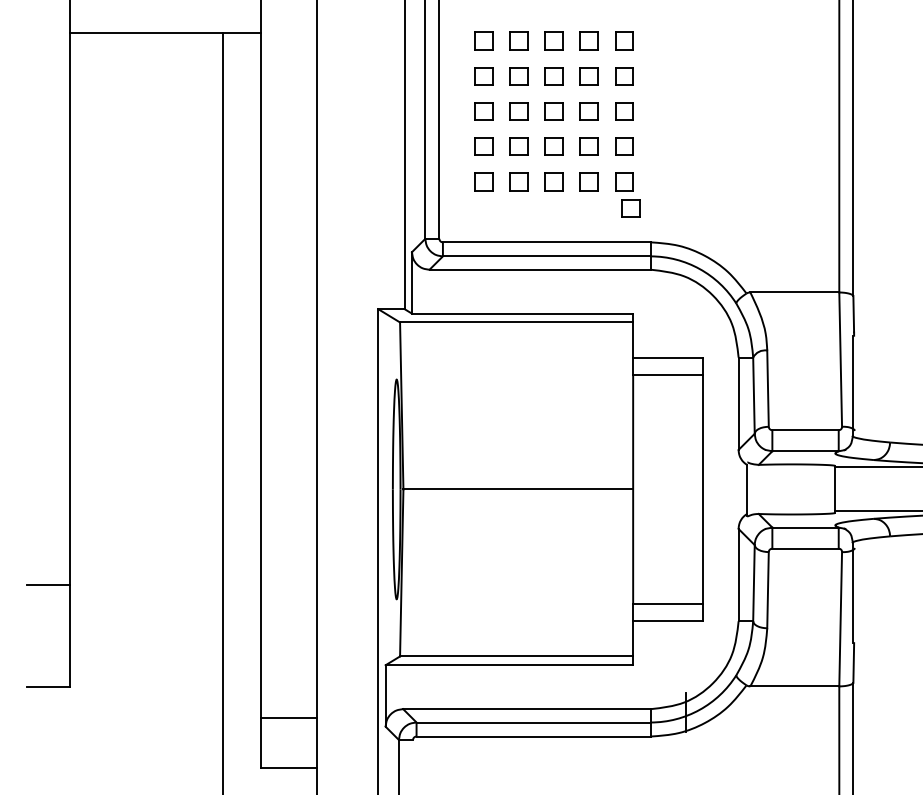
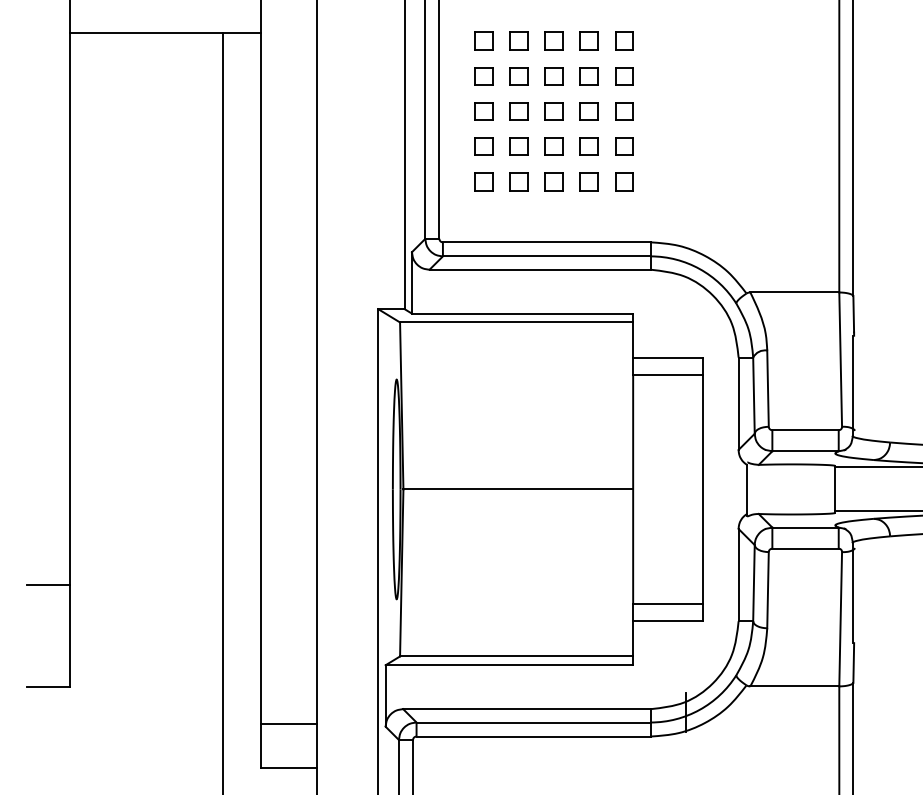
part: present -> none (630, 208)
line position: (288, 717) -> (288, 723) (288, 723)
line: none -> present (413, 765)
